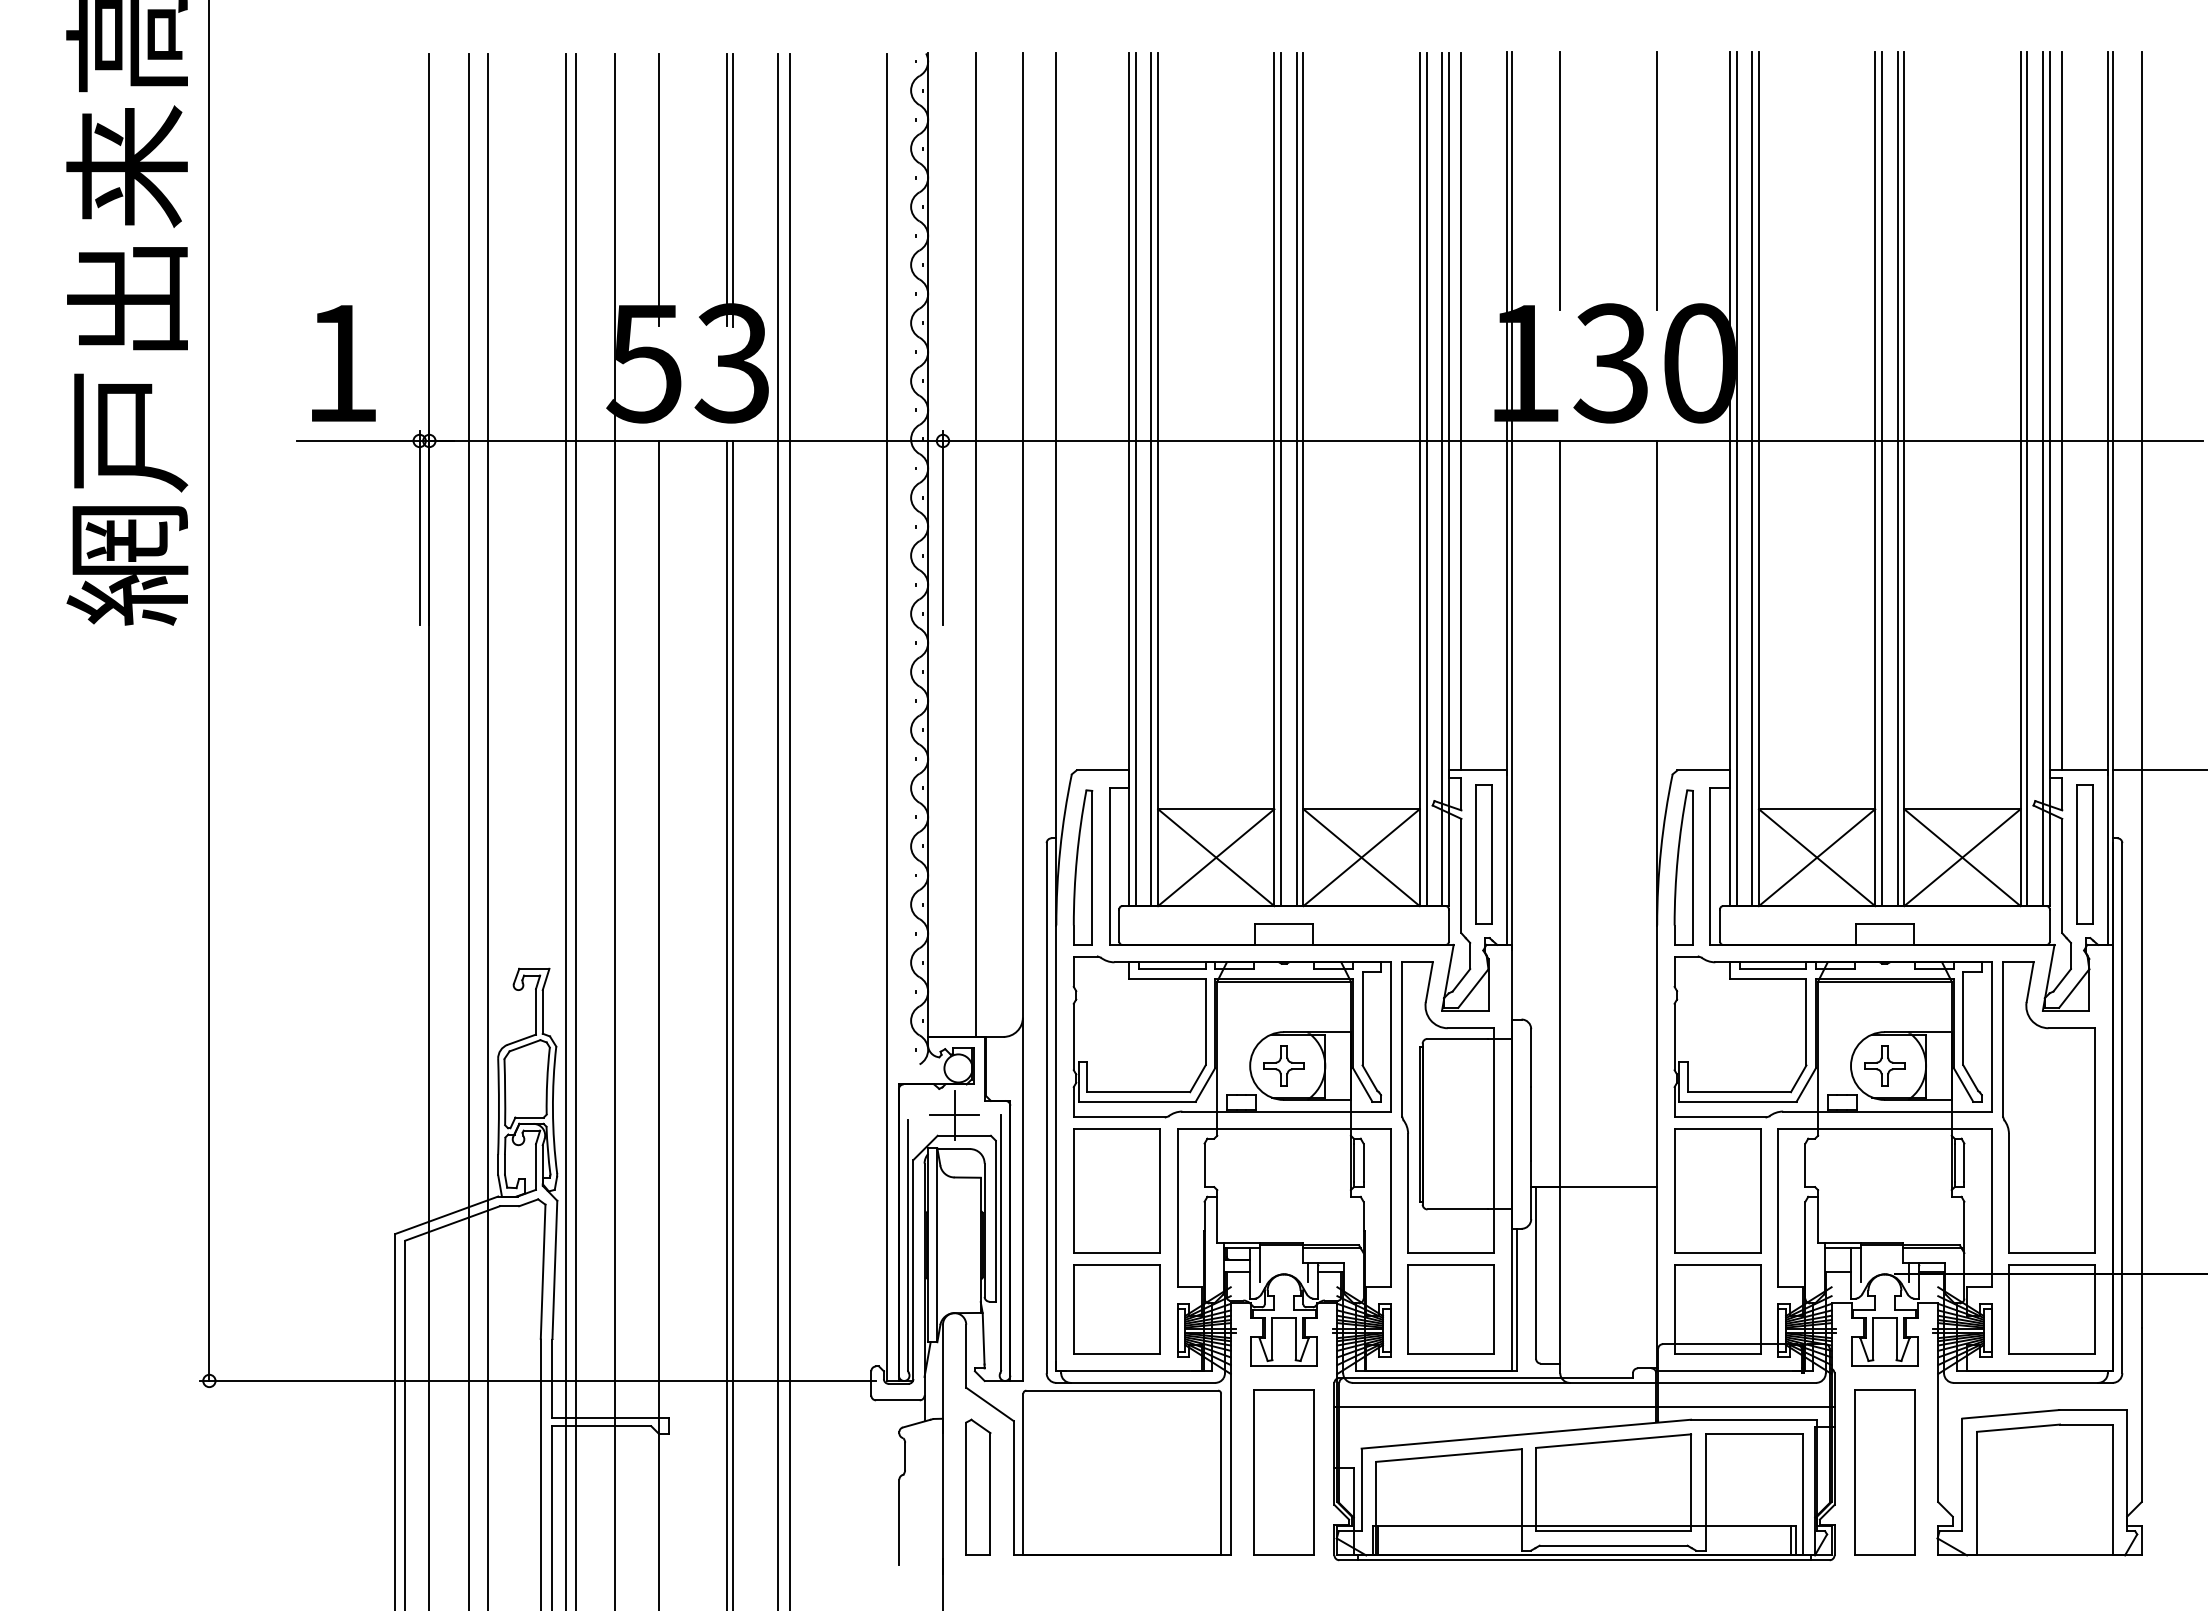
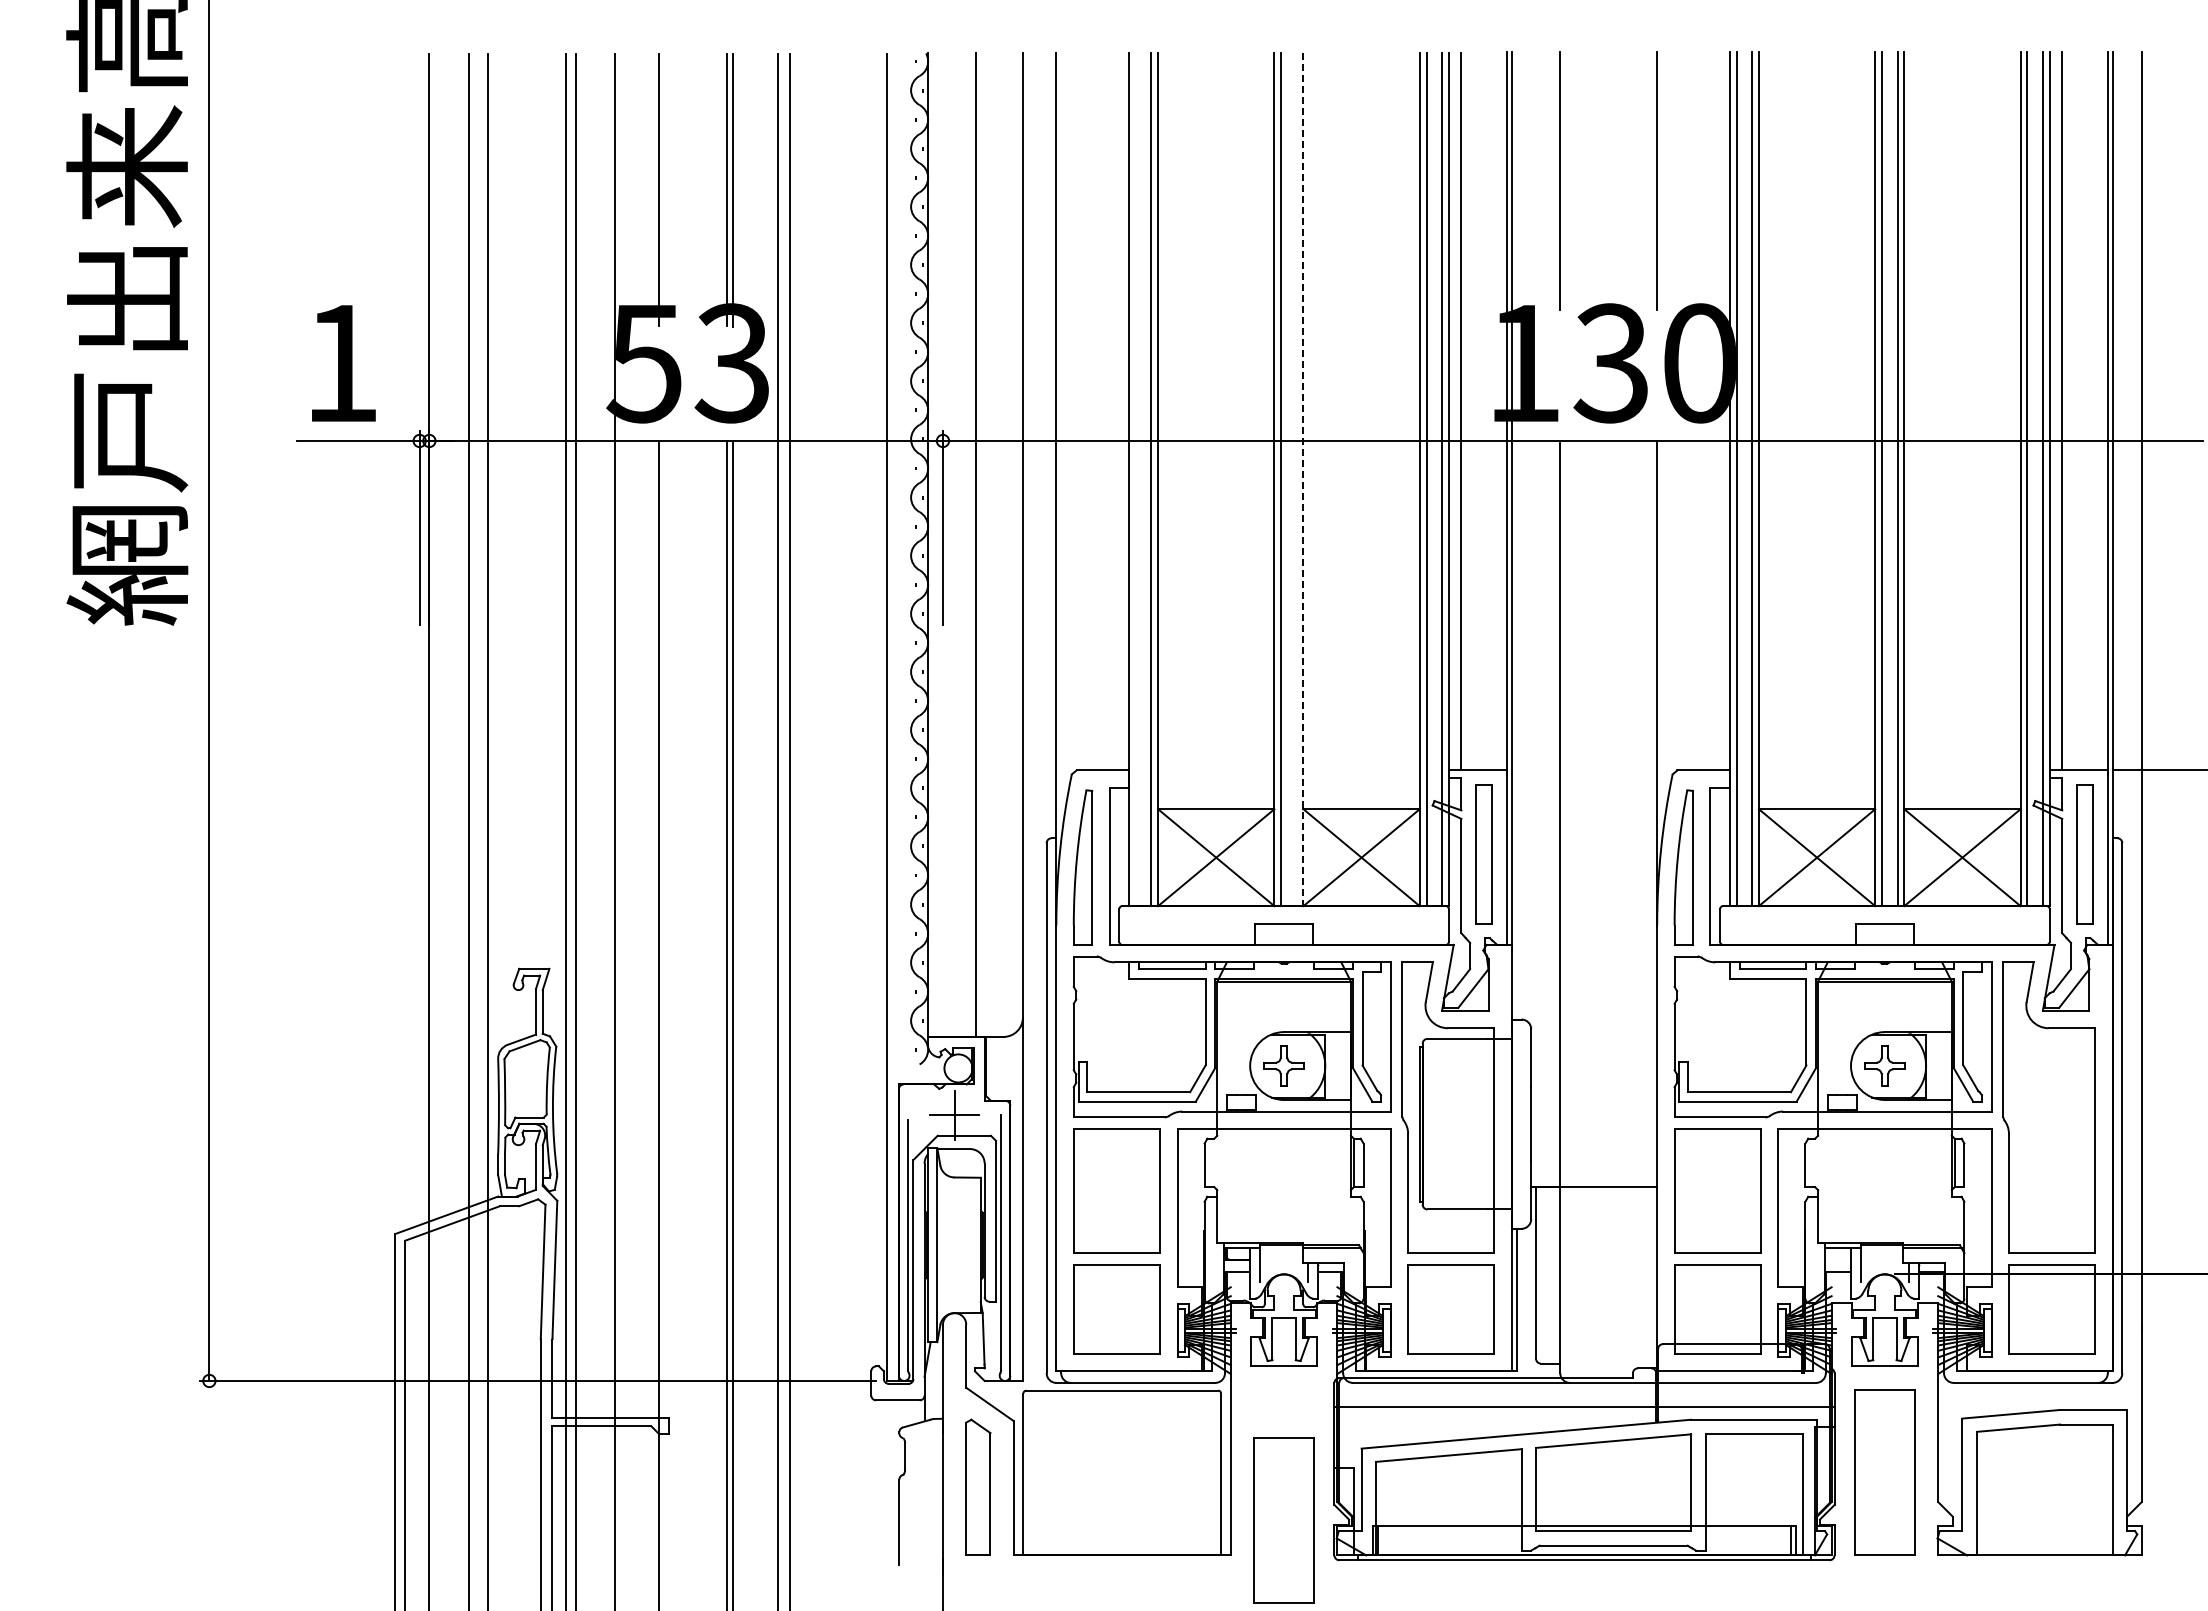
line: present -> none (1135, 479)
line: present -> none (1296, 479)
line: solid -> dashed (1303, 479)
part position: (1283, 1472) -> (1283, 1520) (1283, 1520)
